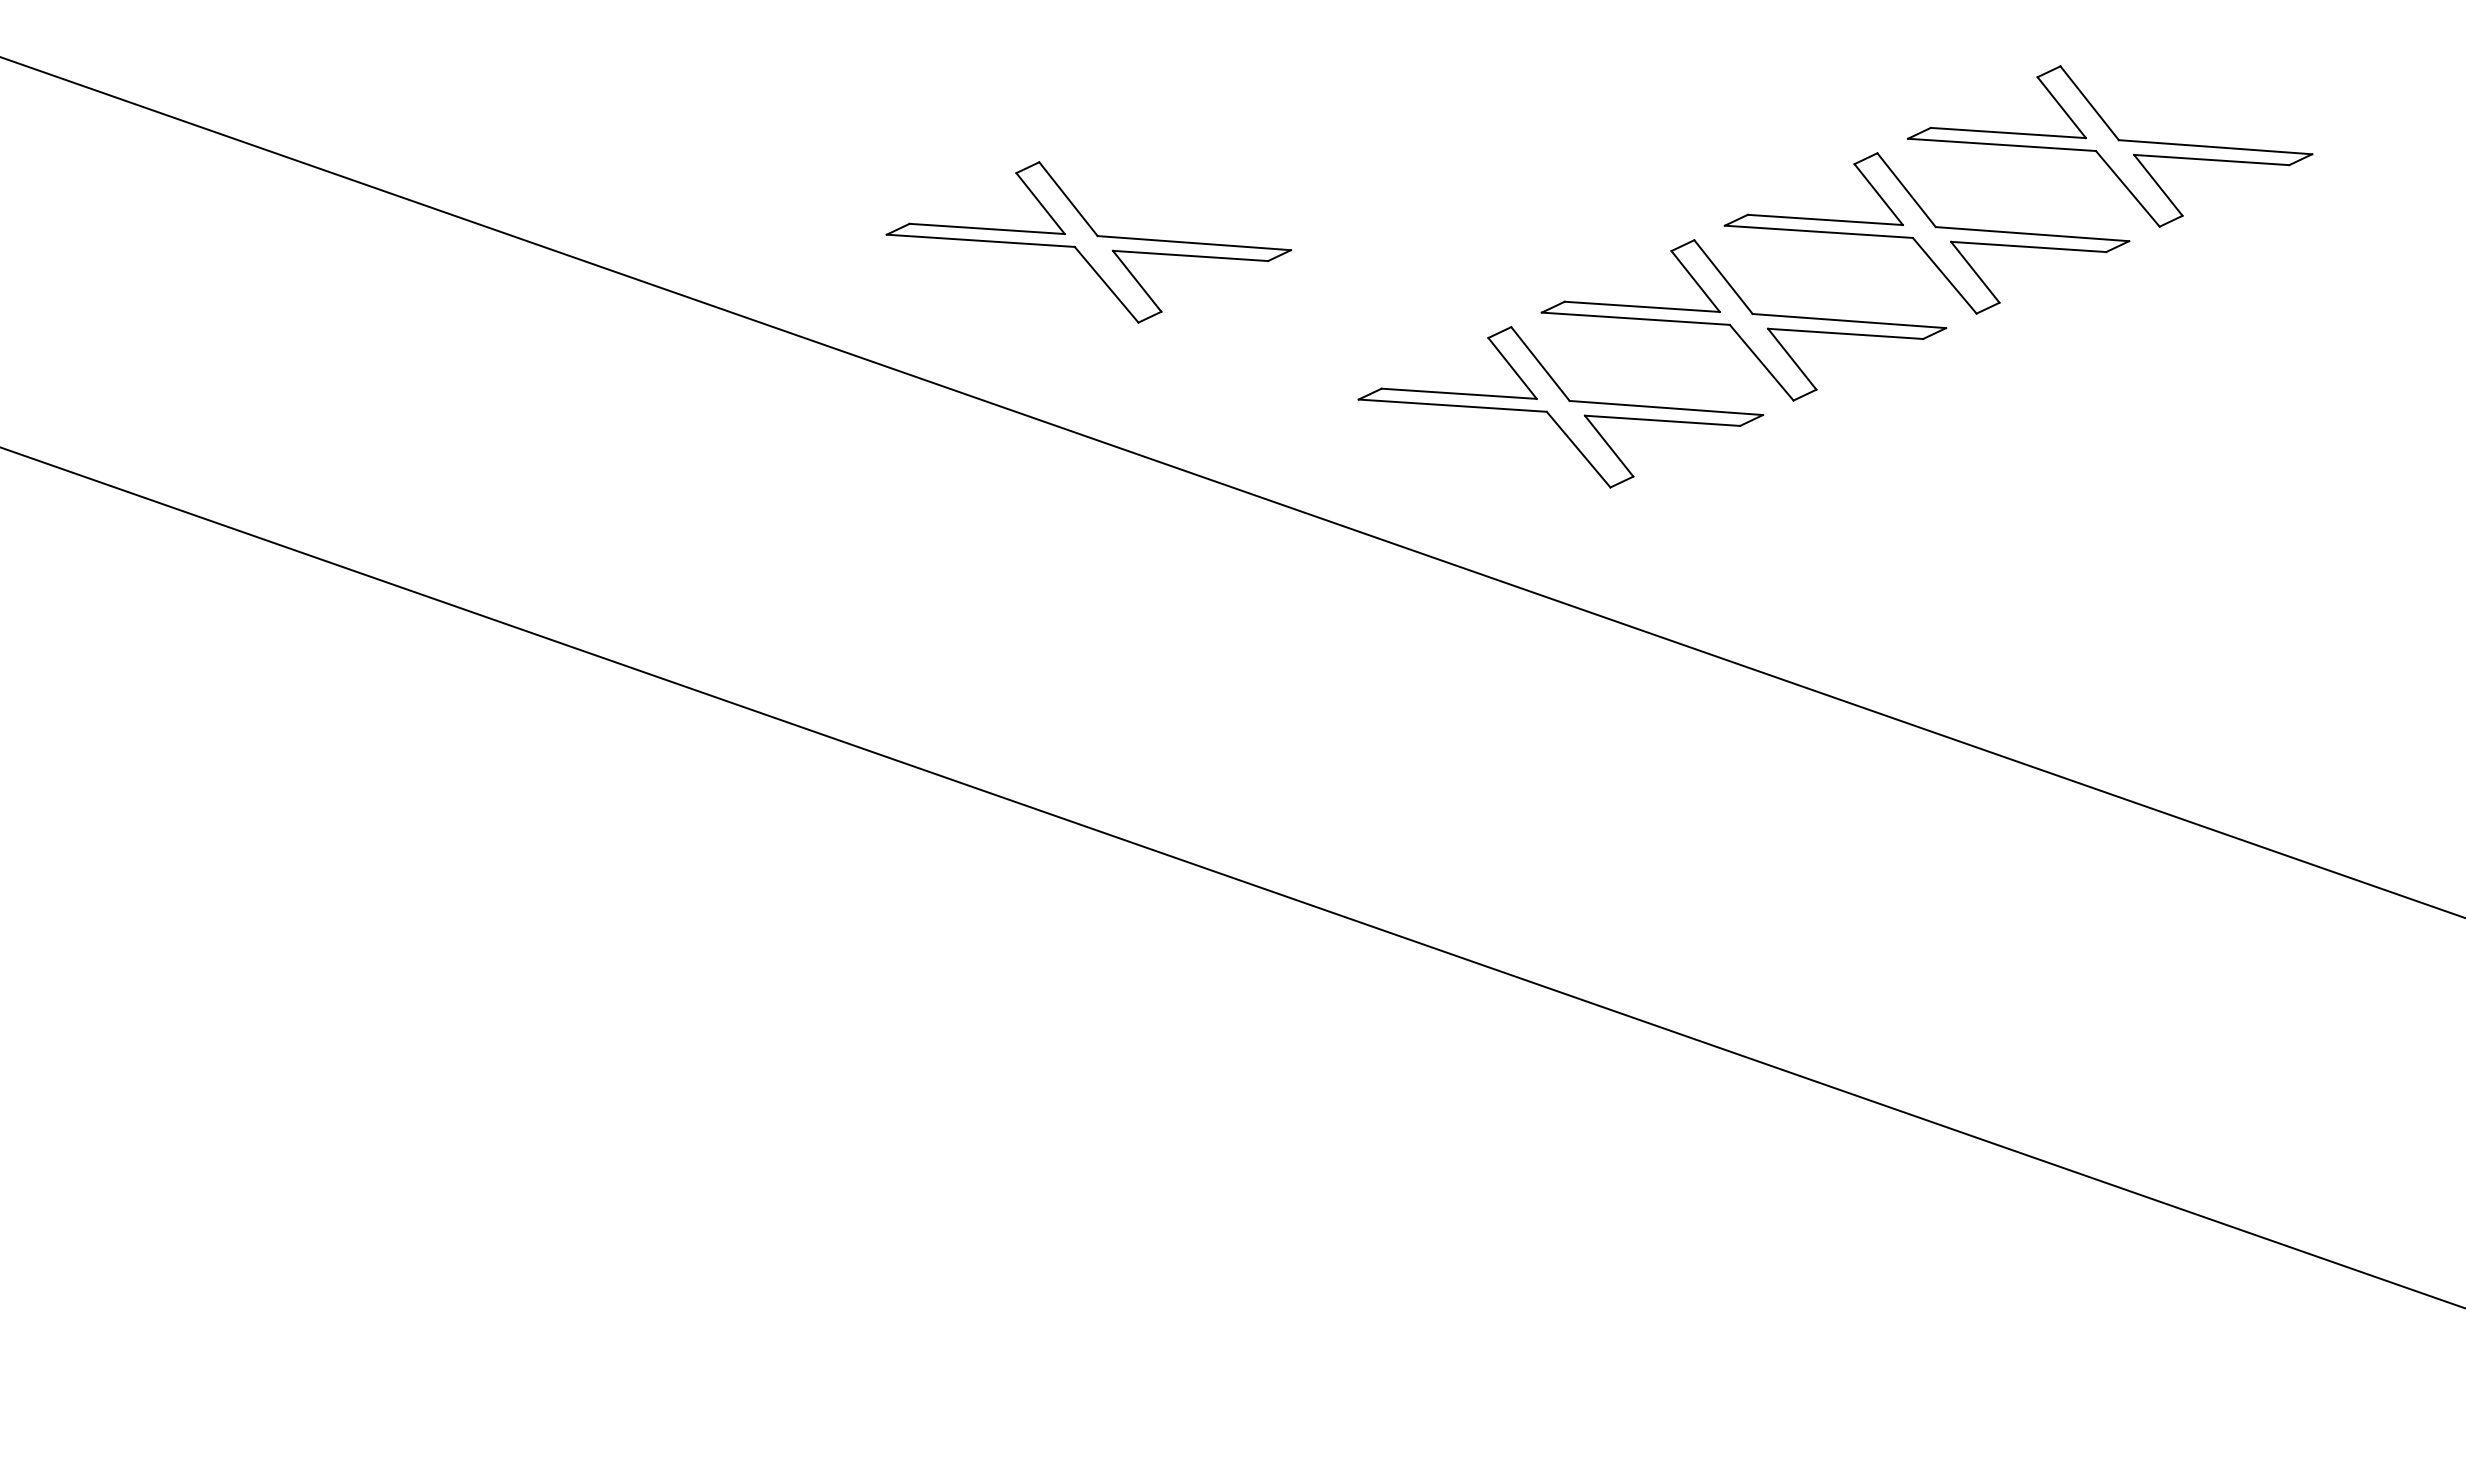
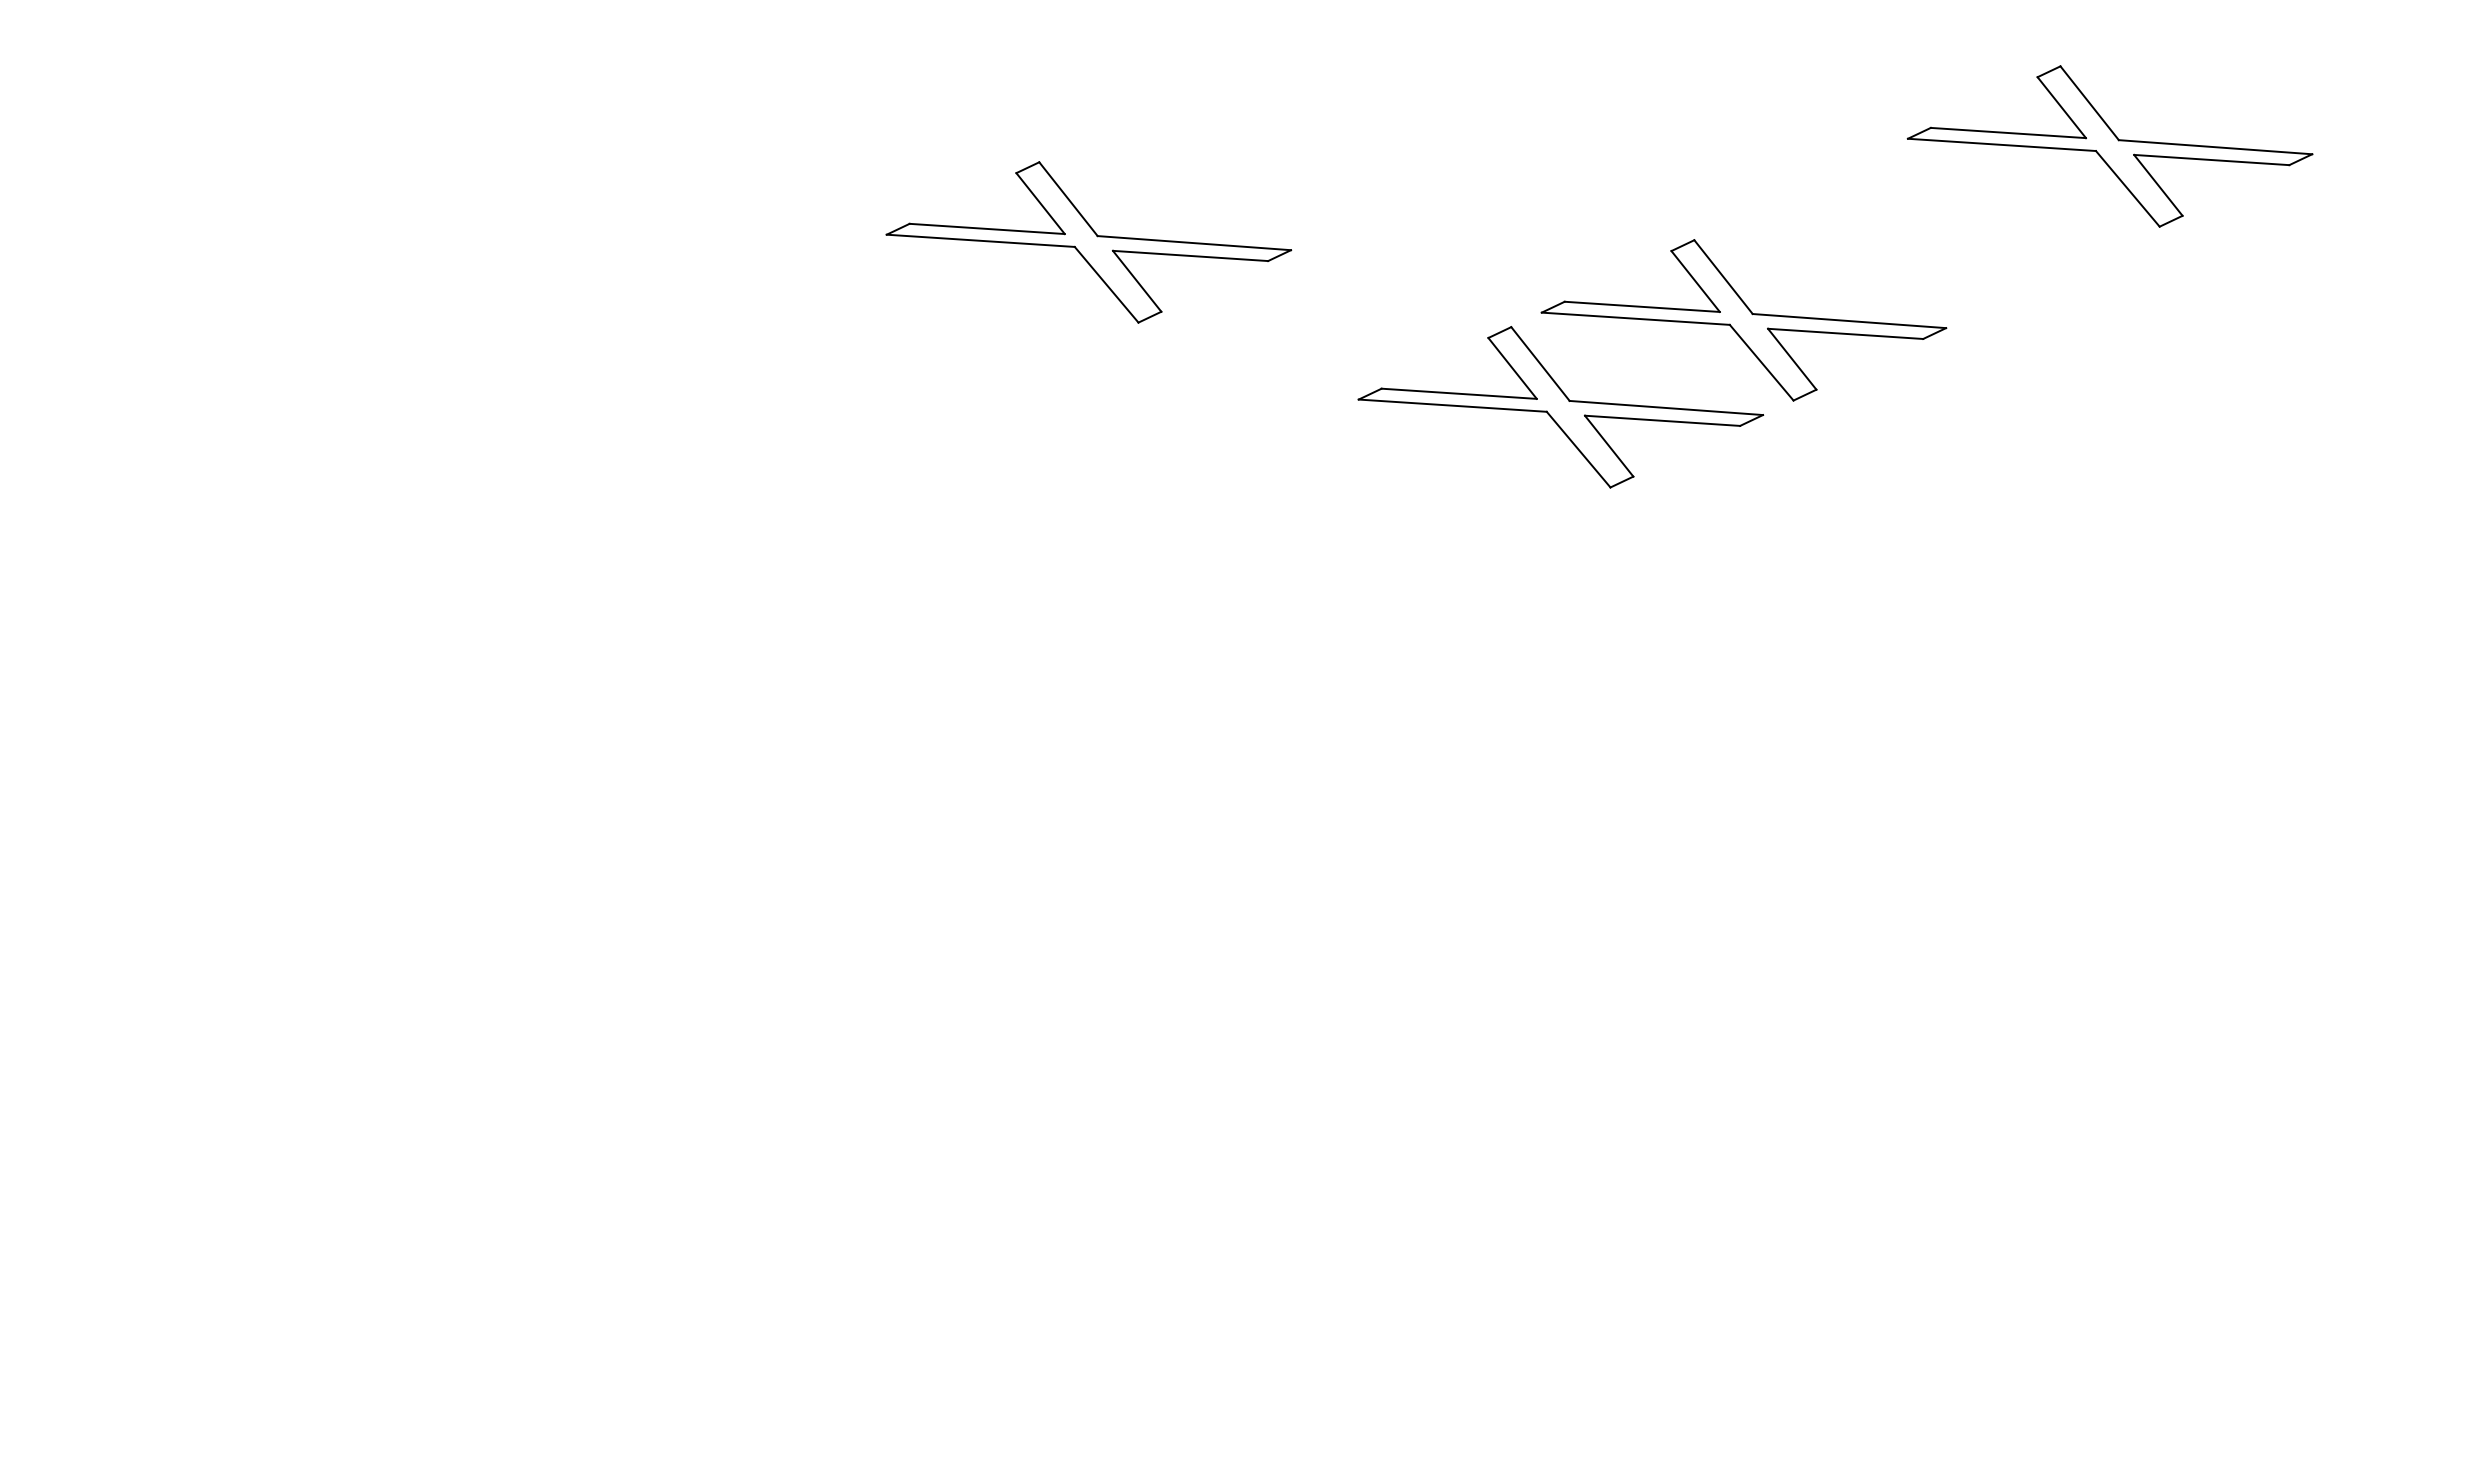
part: present -> none (1926, 233)
line: present -> none (1232, 487)
line: present -> none (1232, 877)
